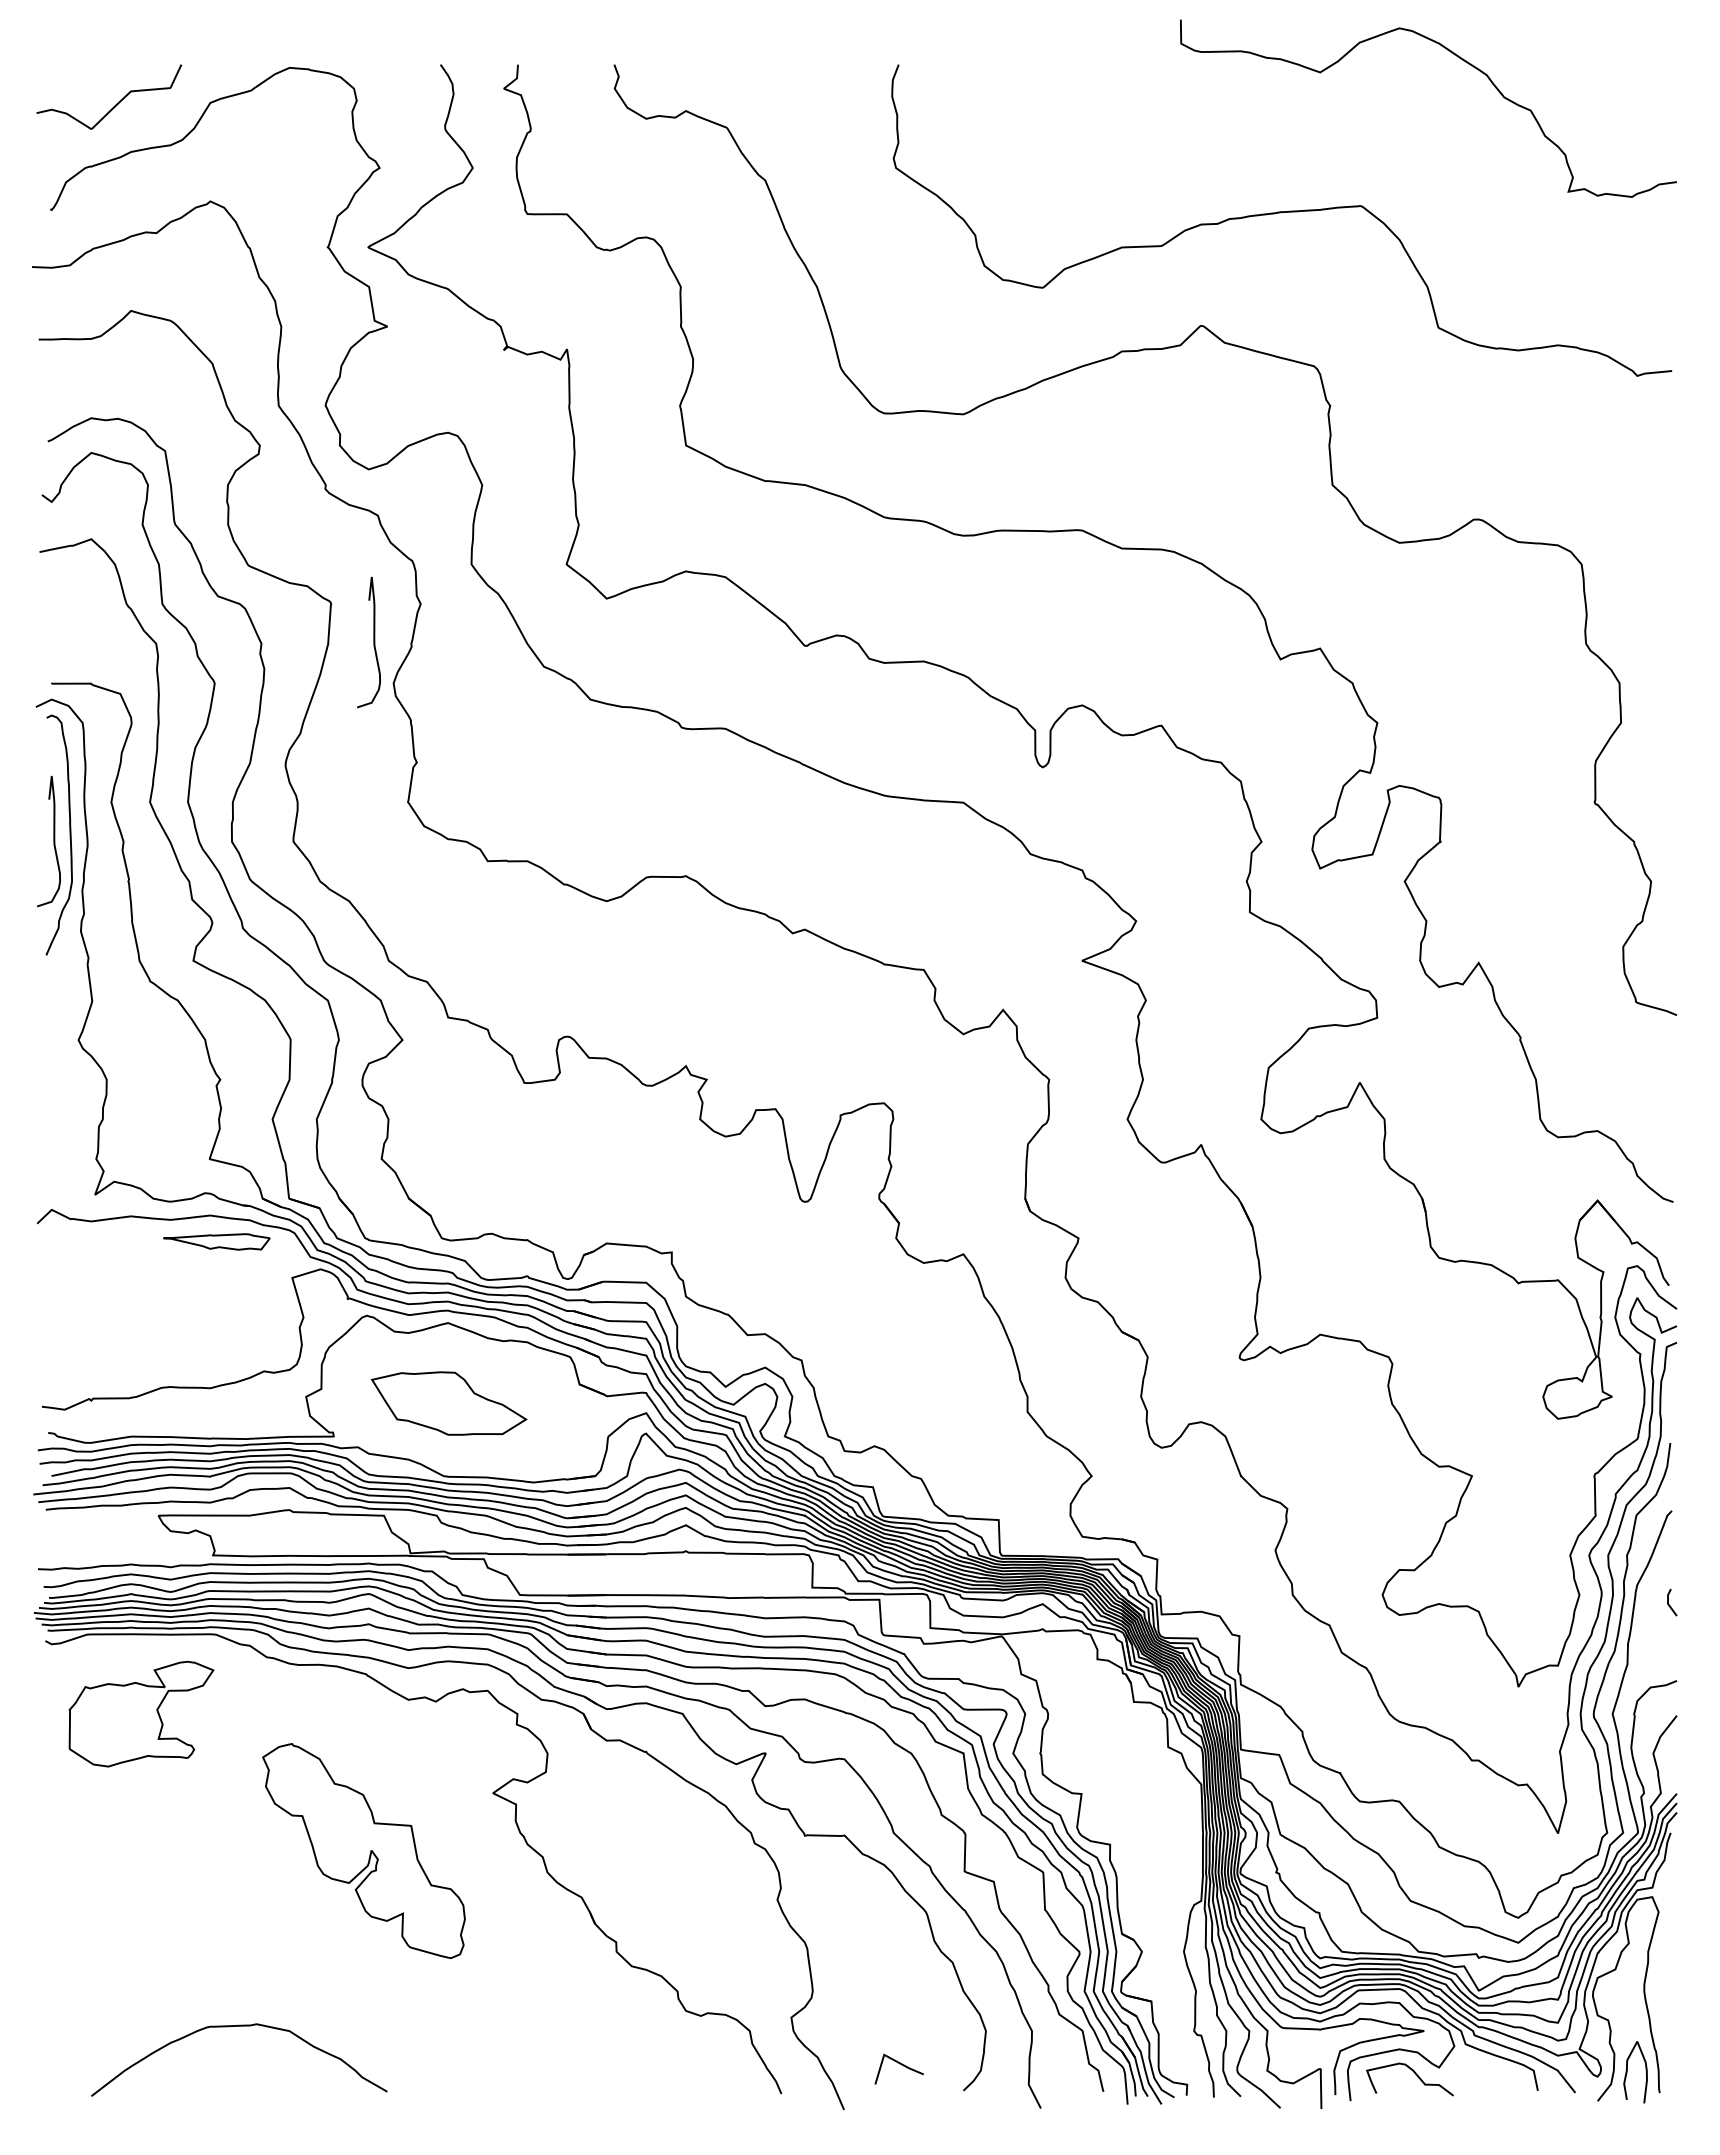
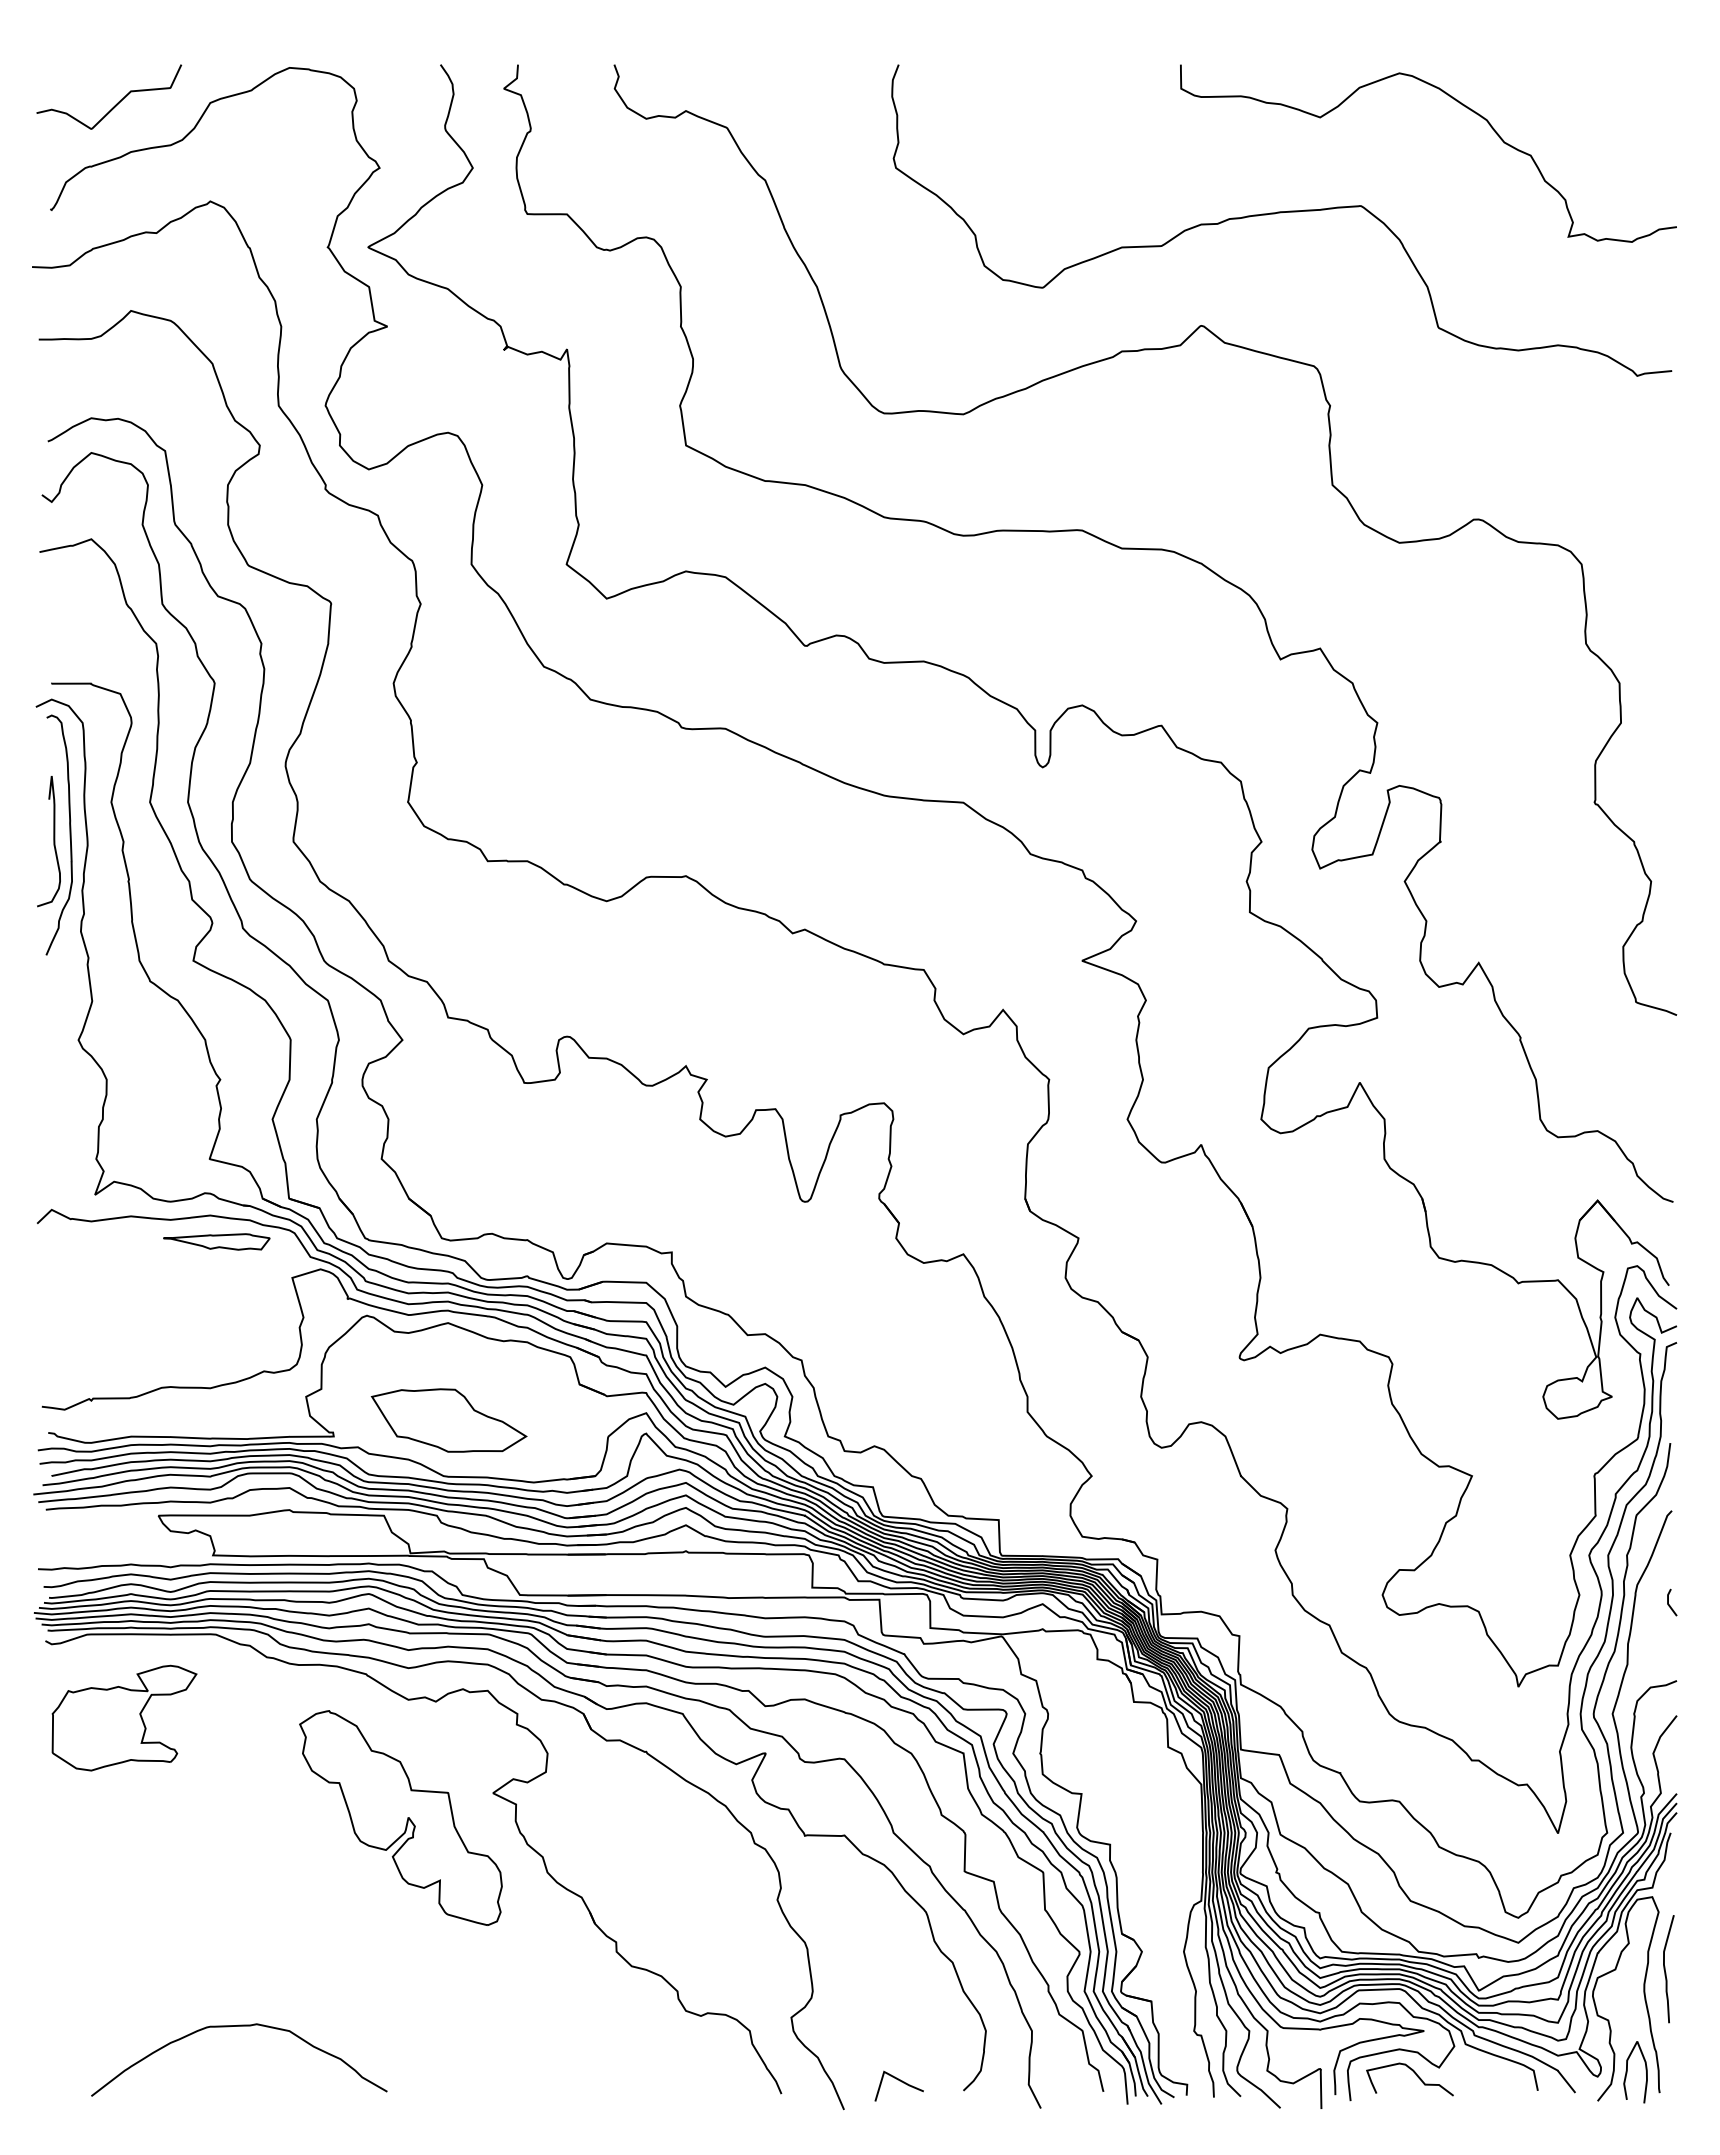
curve position: (1460, 59) -> (1460, 104) (1460, 104)
curve: present -> none (373, 642)
part position: (448, 1403) -> (448, 1420) (448, 1420)
part position: (141, 1713) -> (124, 1717) (124, 1717)
part position: (363, 1850) -> (400, 1817) (400, 1817)
curve: none -> present (1665, 1969)
line position: (899, 2064) -> (899, 2081) (899, 2081)
